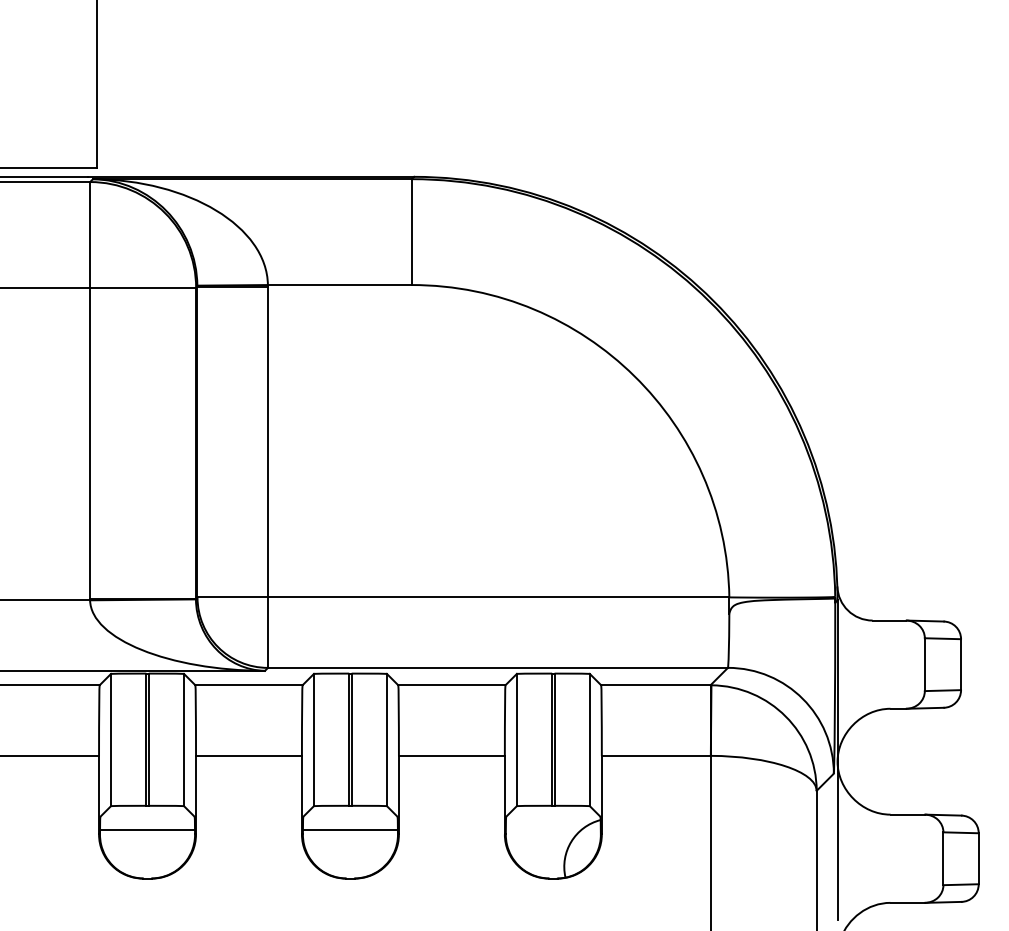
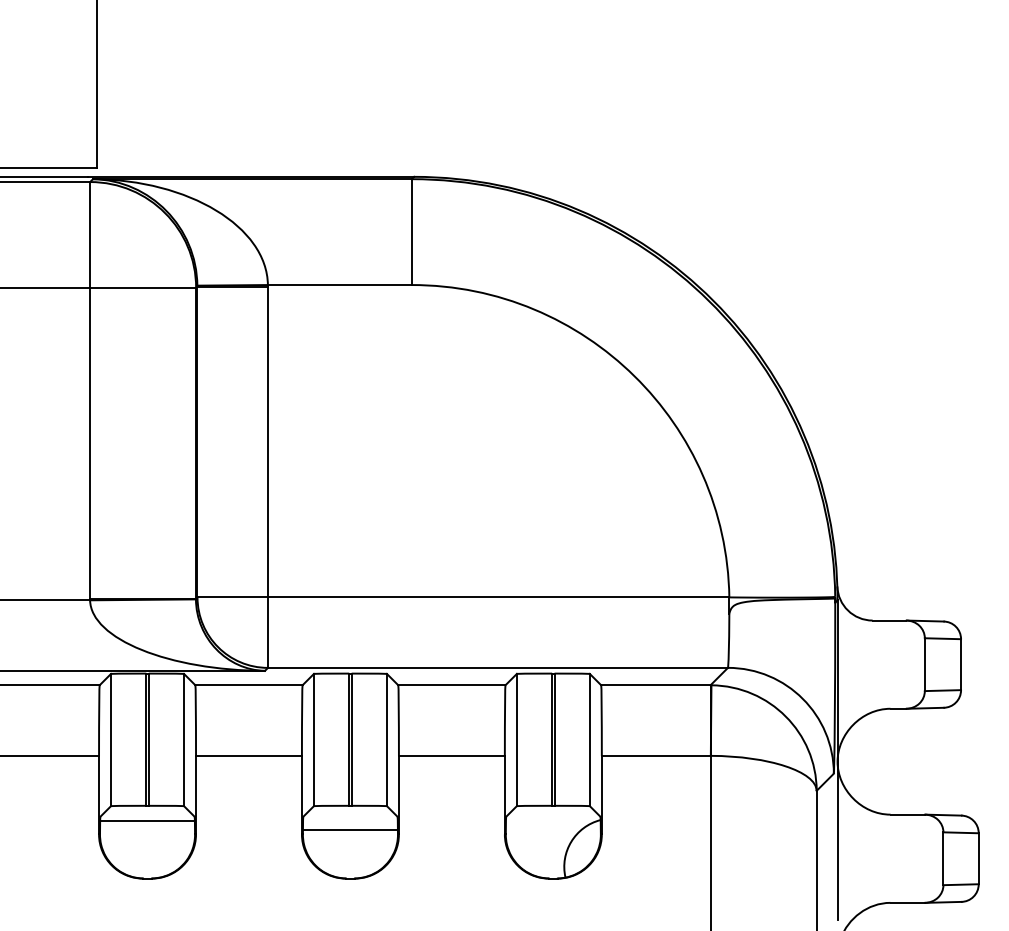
line position: (147, 829) -> (147, 820) (147, 820)
